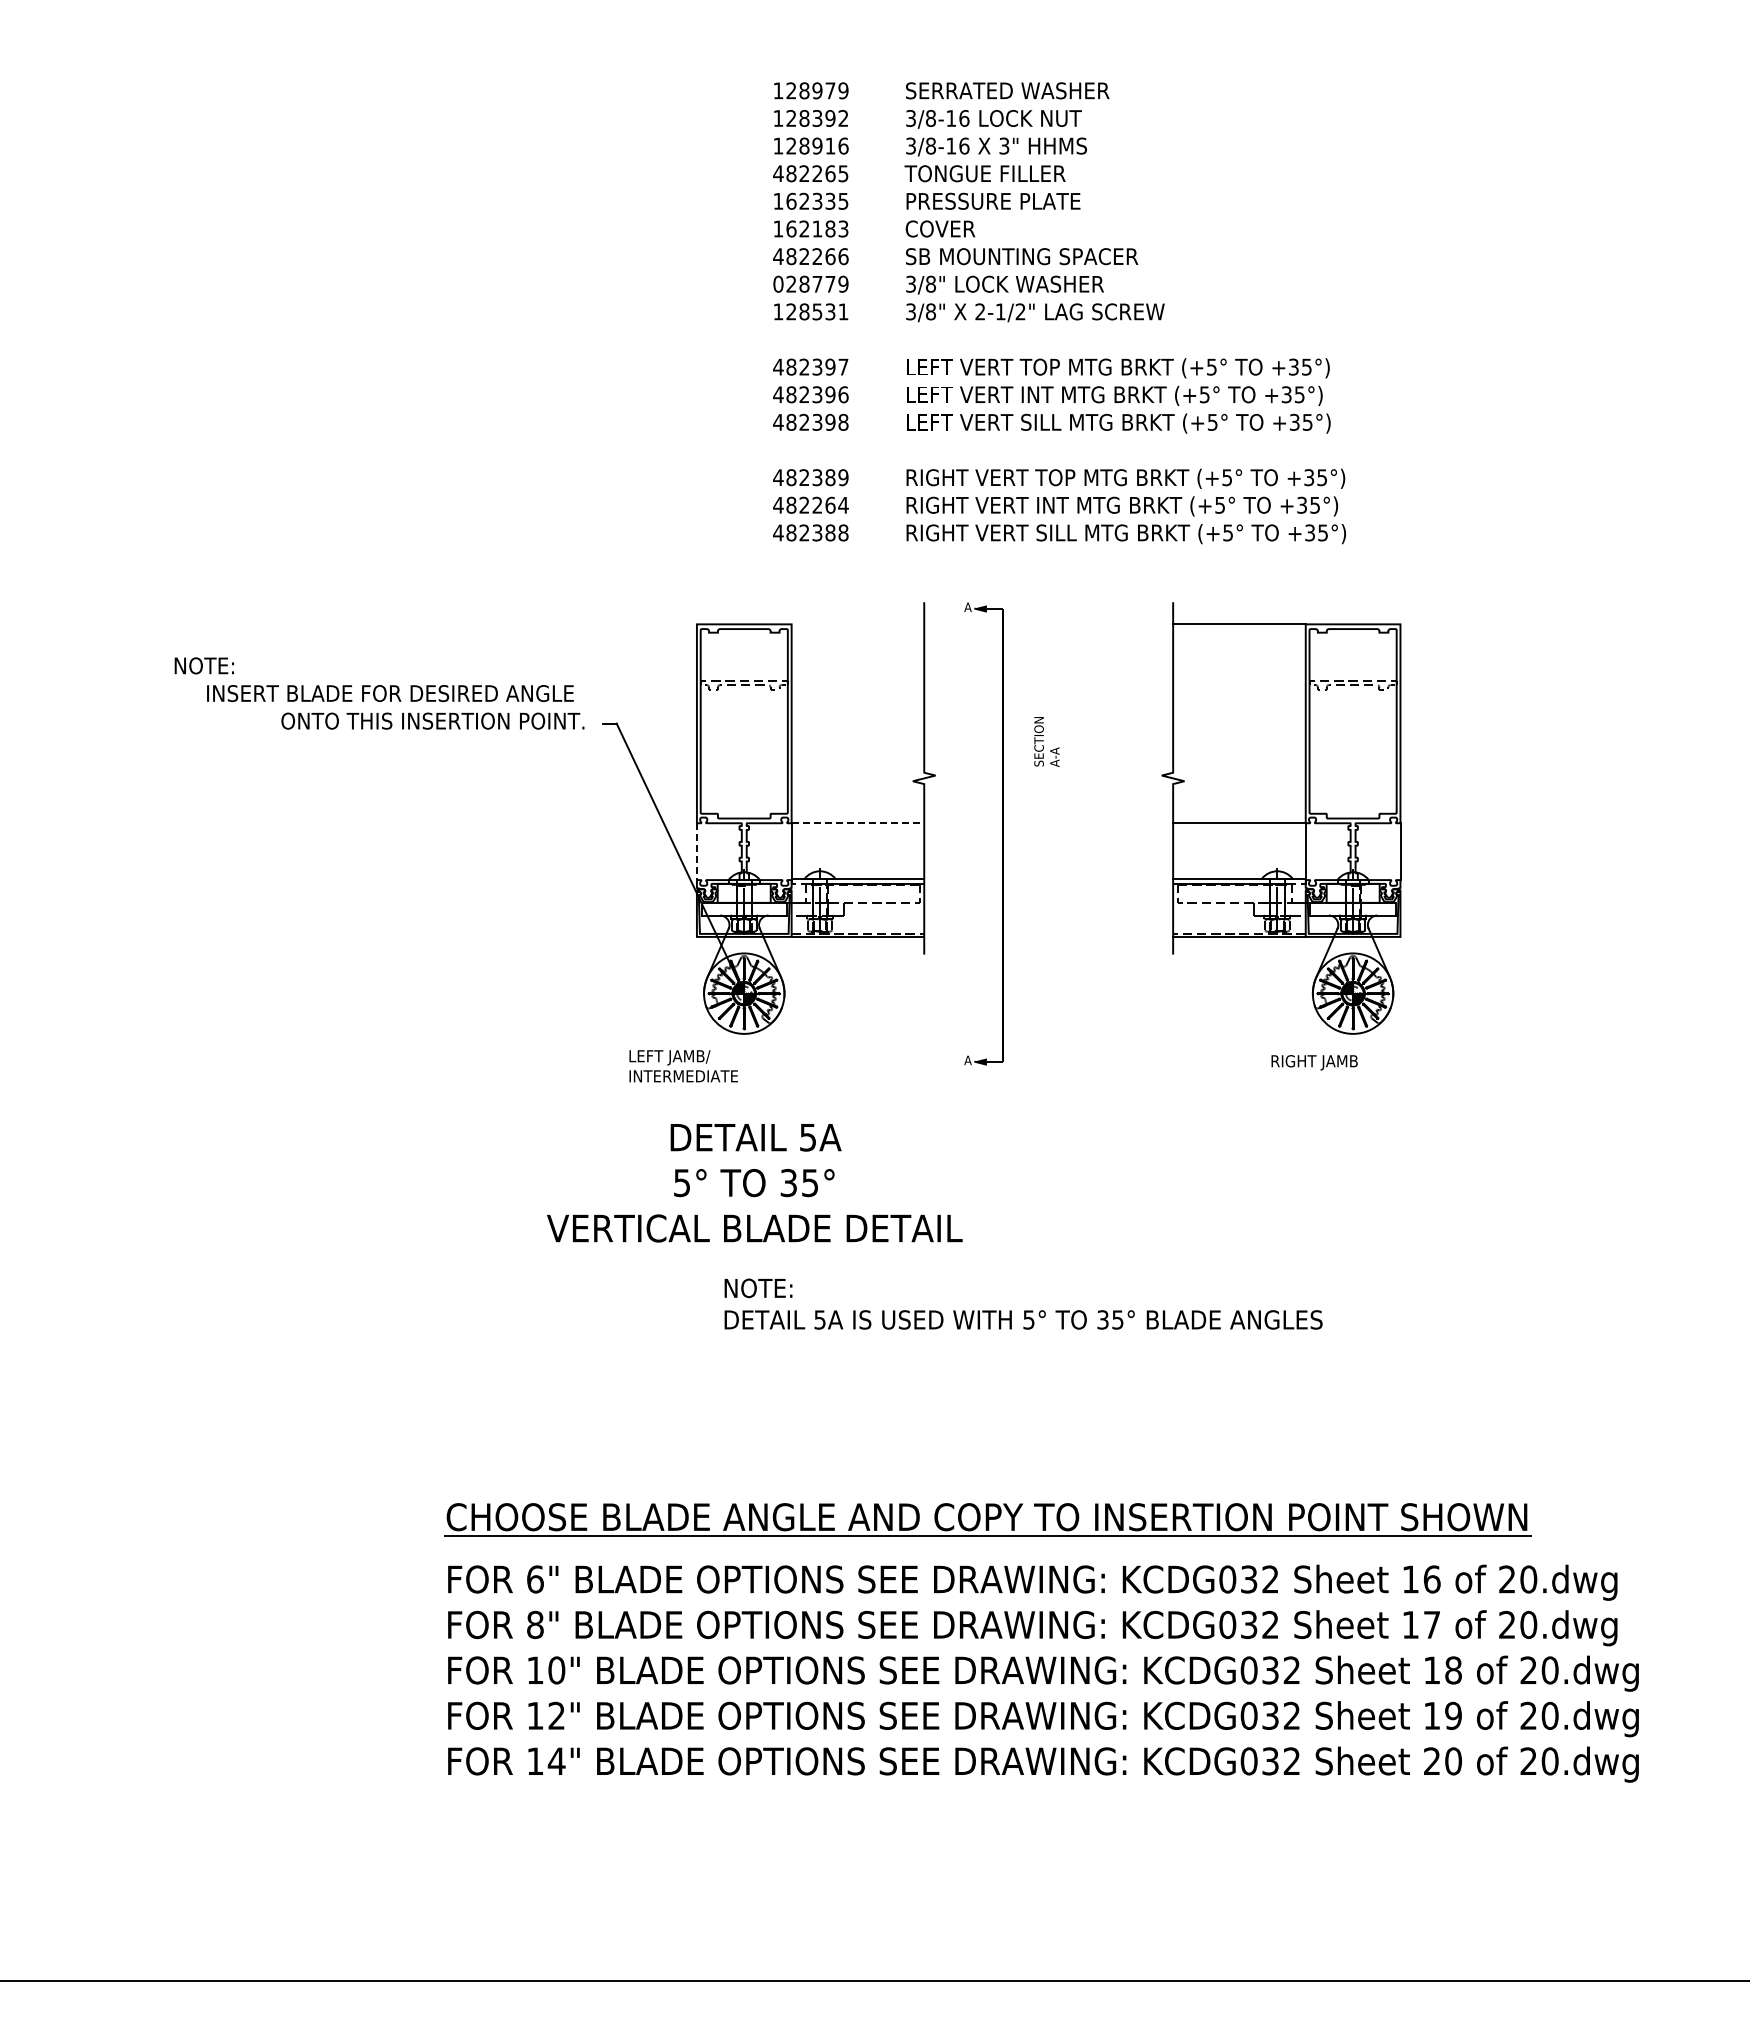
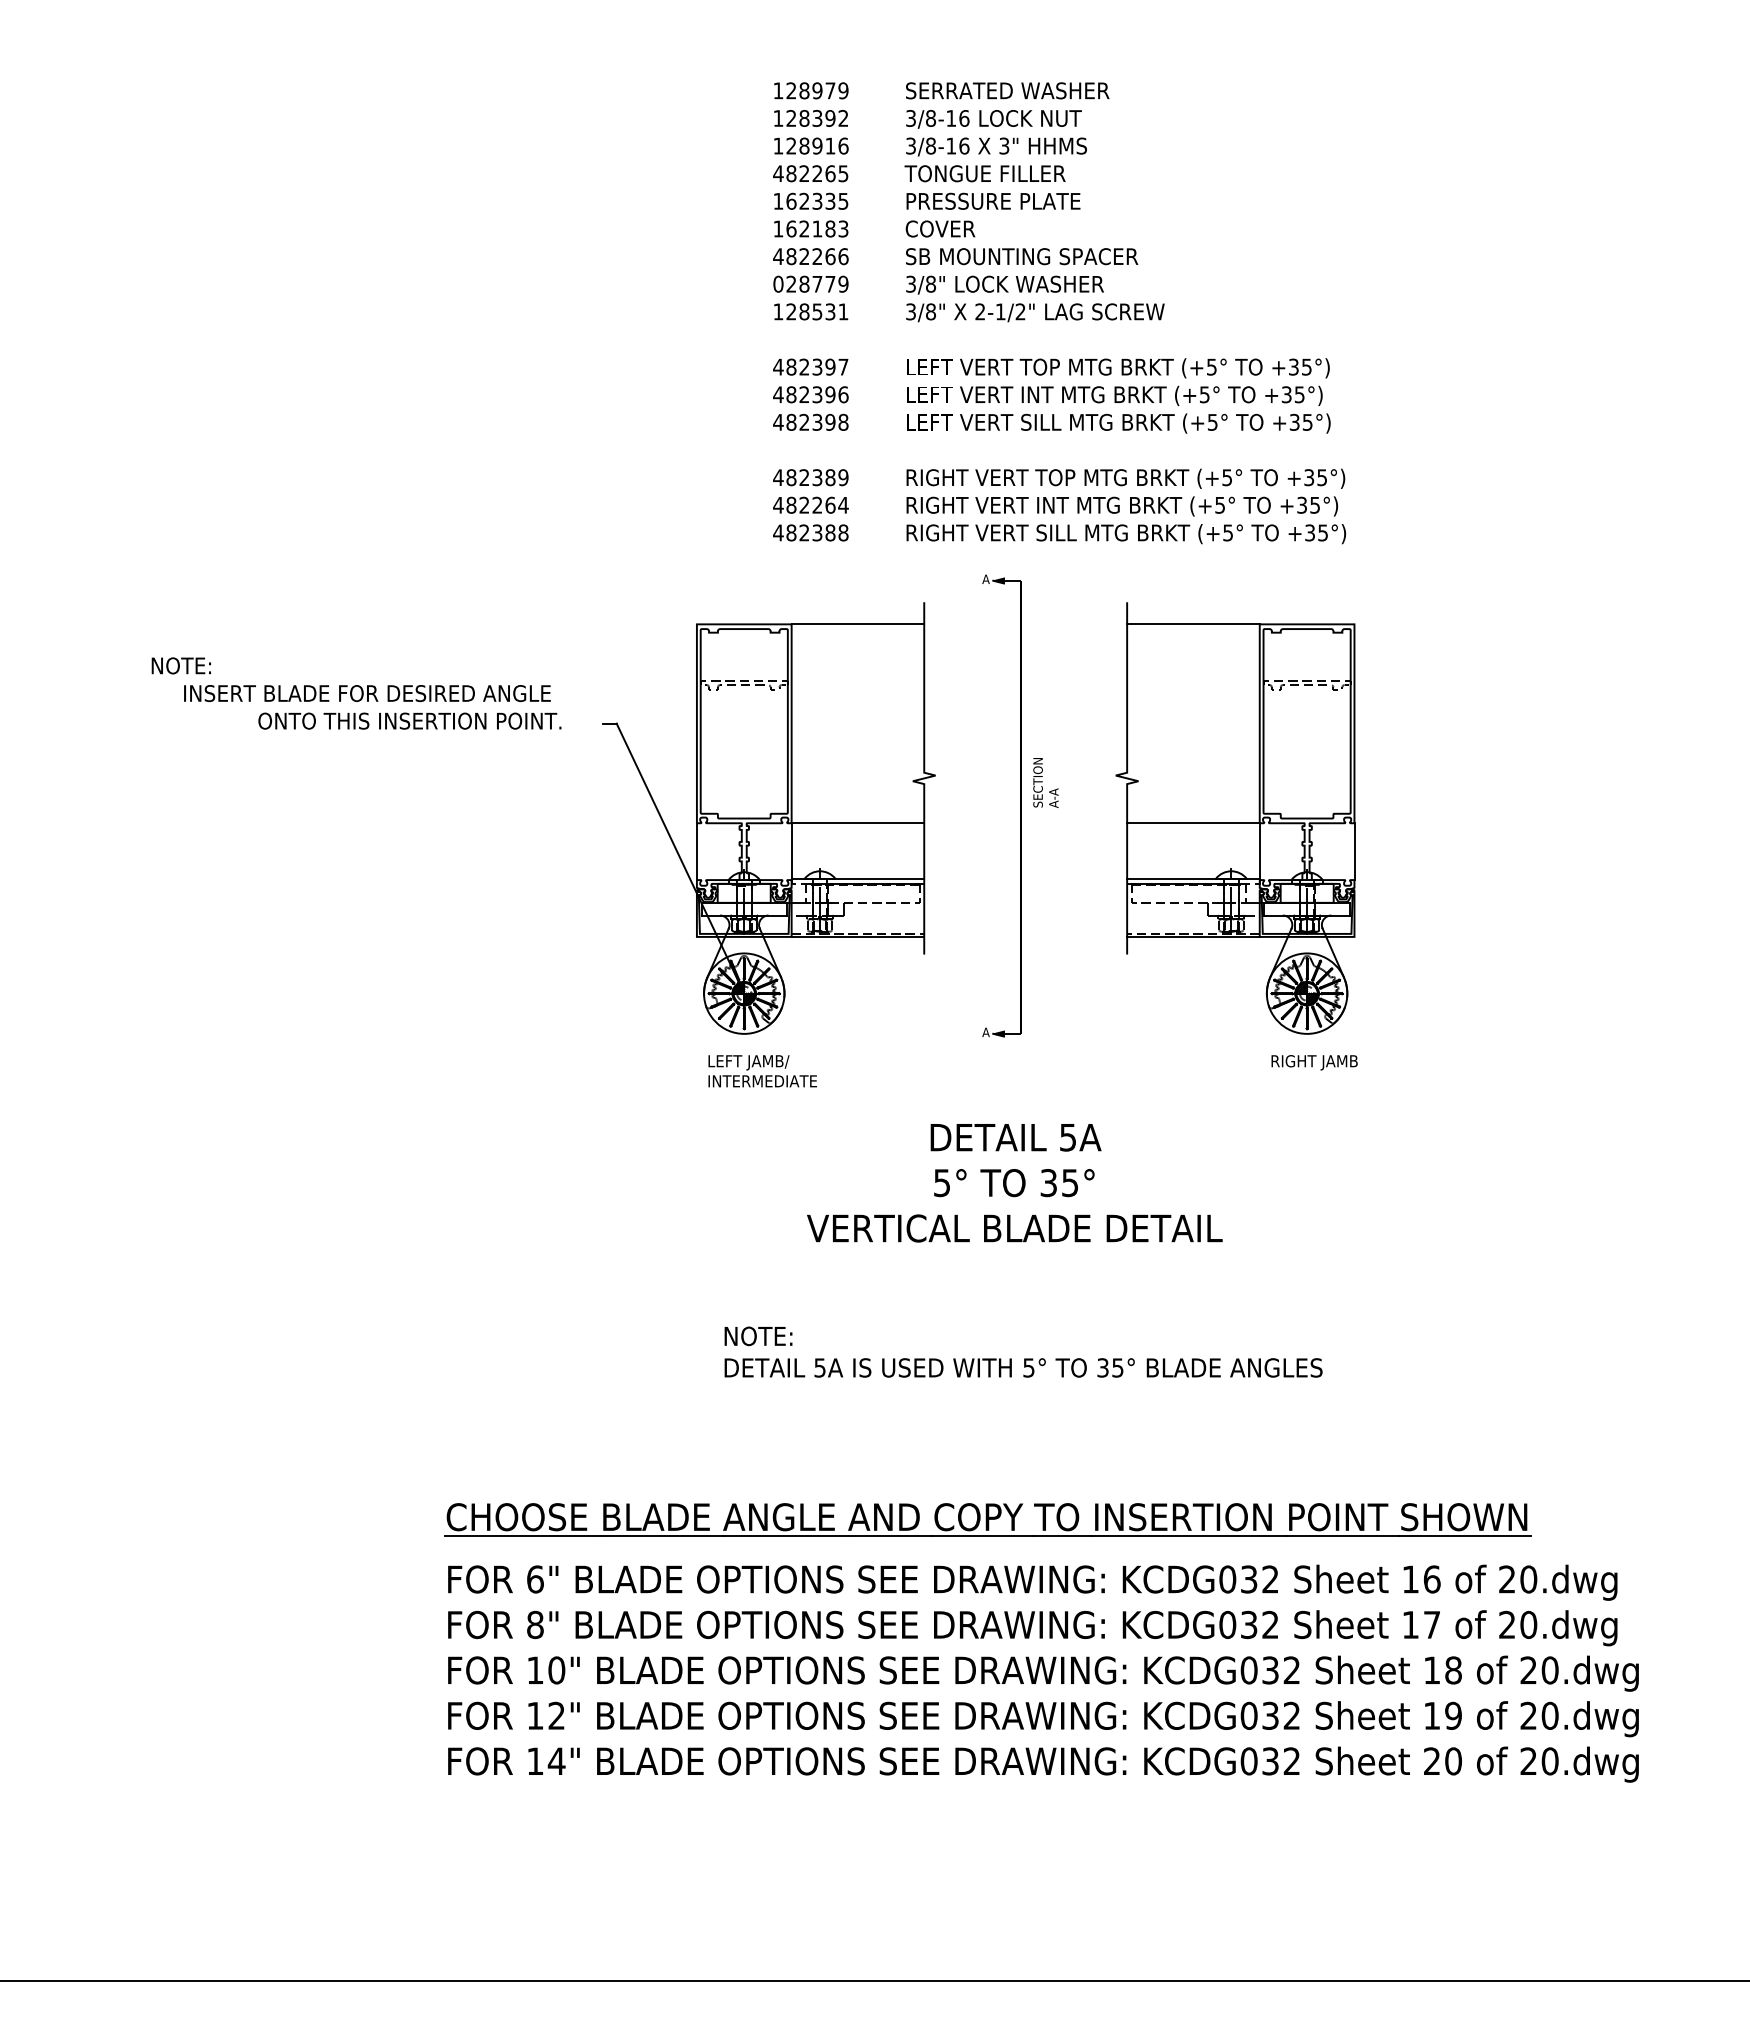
line: none -> present (857, 624)
text position: (379, 693) -> (356, 693) (356, 693)
text position: (1046, 741) -> (1045, 782) (1045, 782)
part position: (1281, 818) -> (1235, 818) (1235, 818)
line: dashed -> solid (858, 823)
part position: (1002, 833) -> (1020, 805) (1020, 805)
line: dashed -> solid (696, 851)
text position: (683, 1066) -> (762, 1071) (762, 1071)
text position: (754, 1183) -> (1014, 1183) (1014, 1183)
text position: (1023, 1303) -> (1023, 1351) (1023, 1351)
